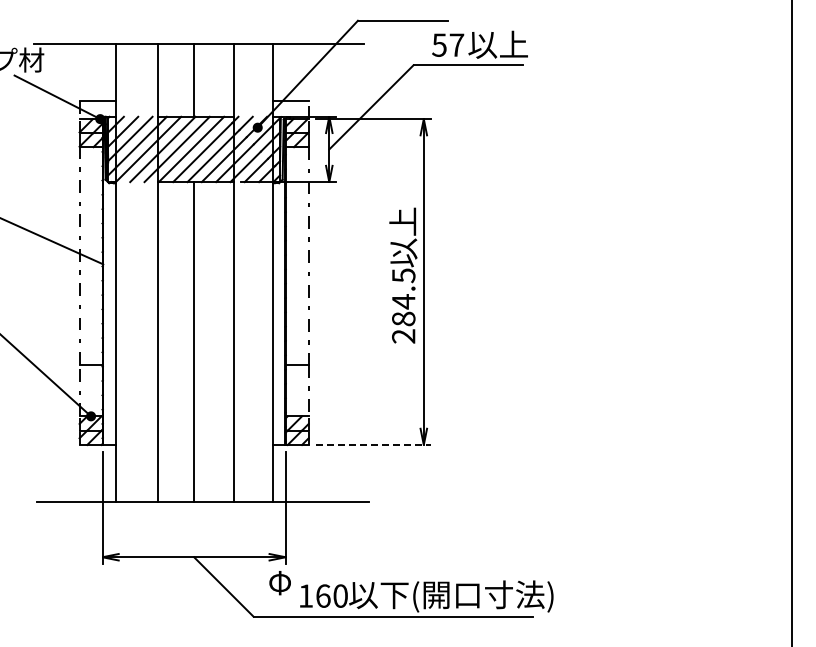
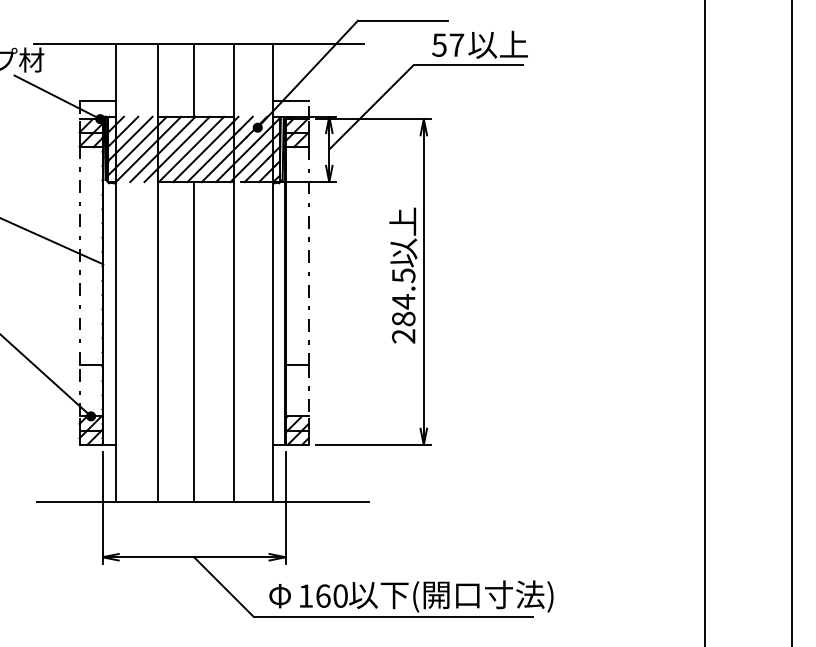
line: none -> present (705, 322)
line: dashed -> solid (373, 444)
text position: (279, 583) -> (279, 596) (279, 596)
